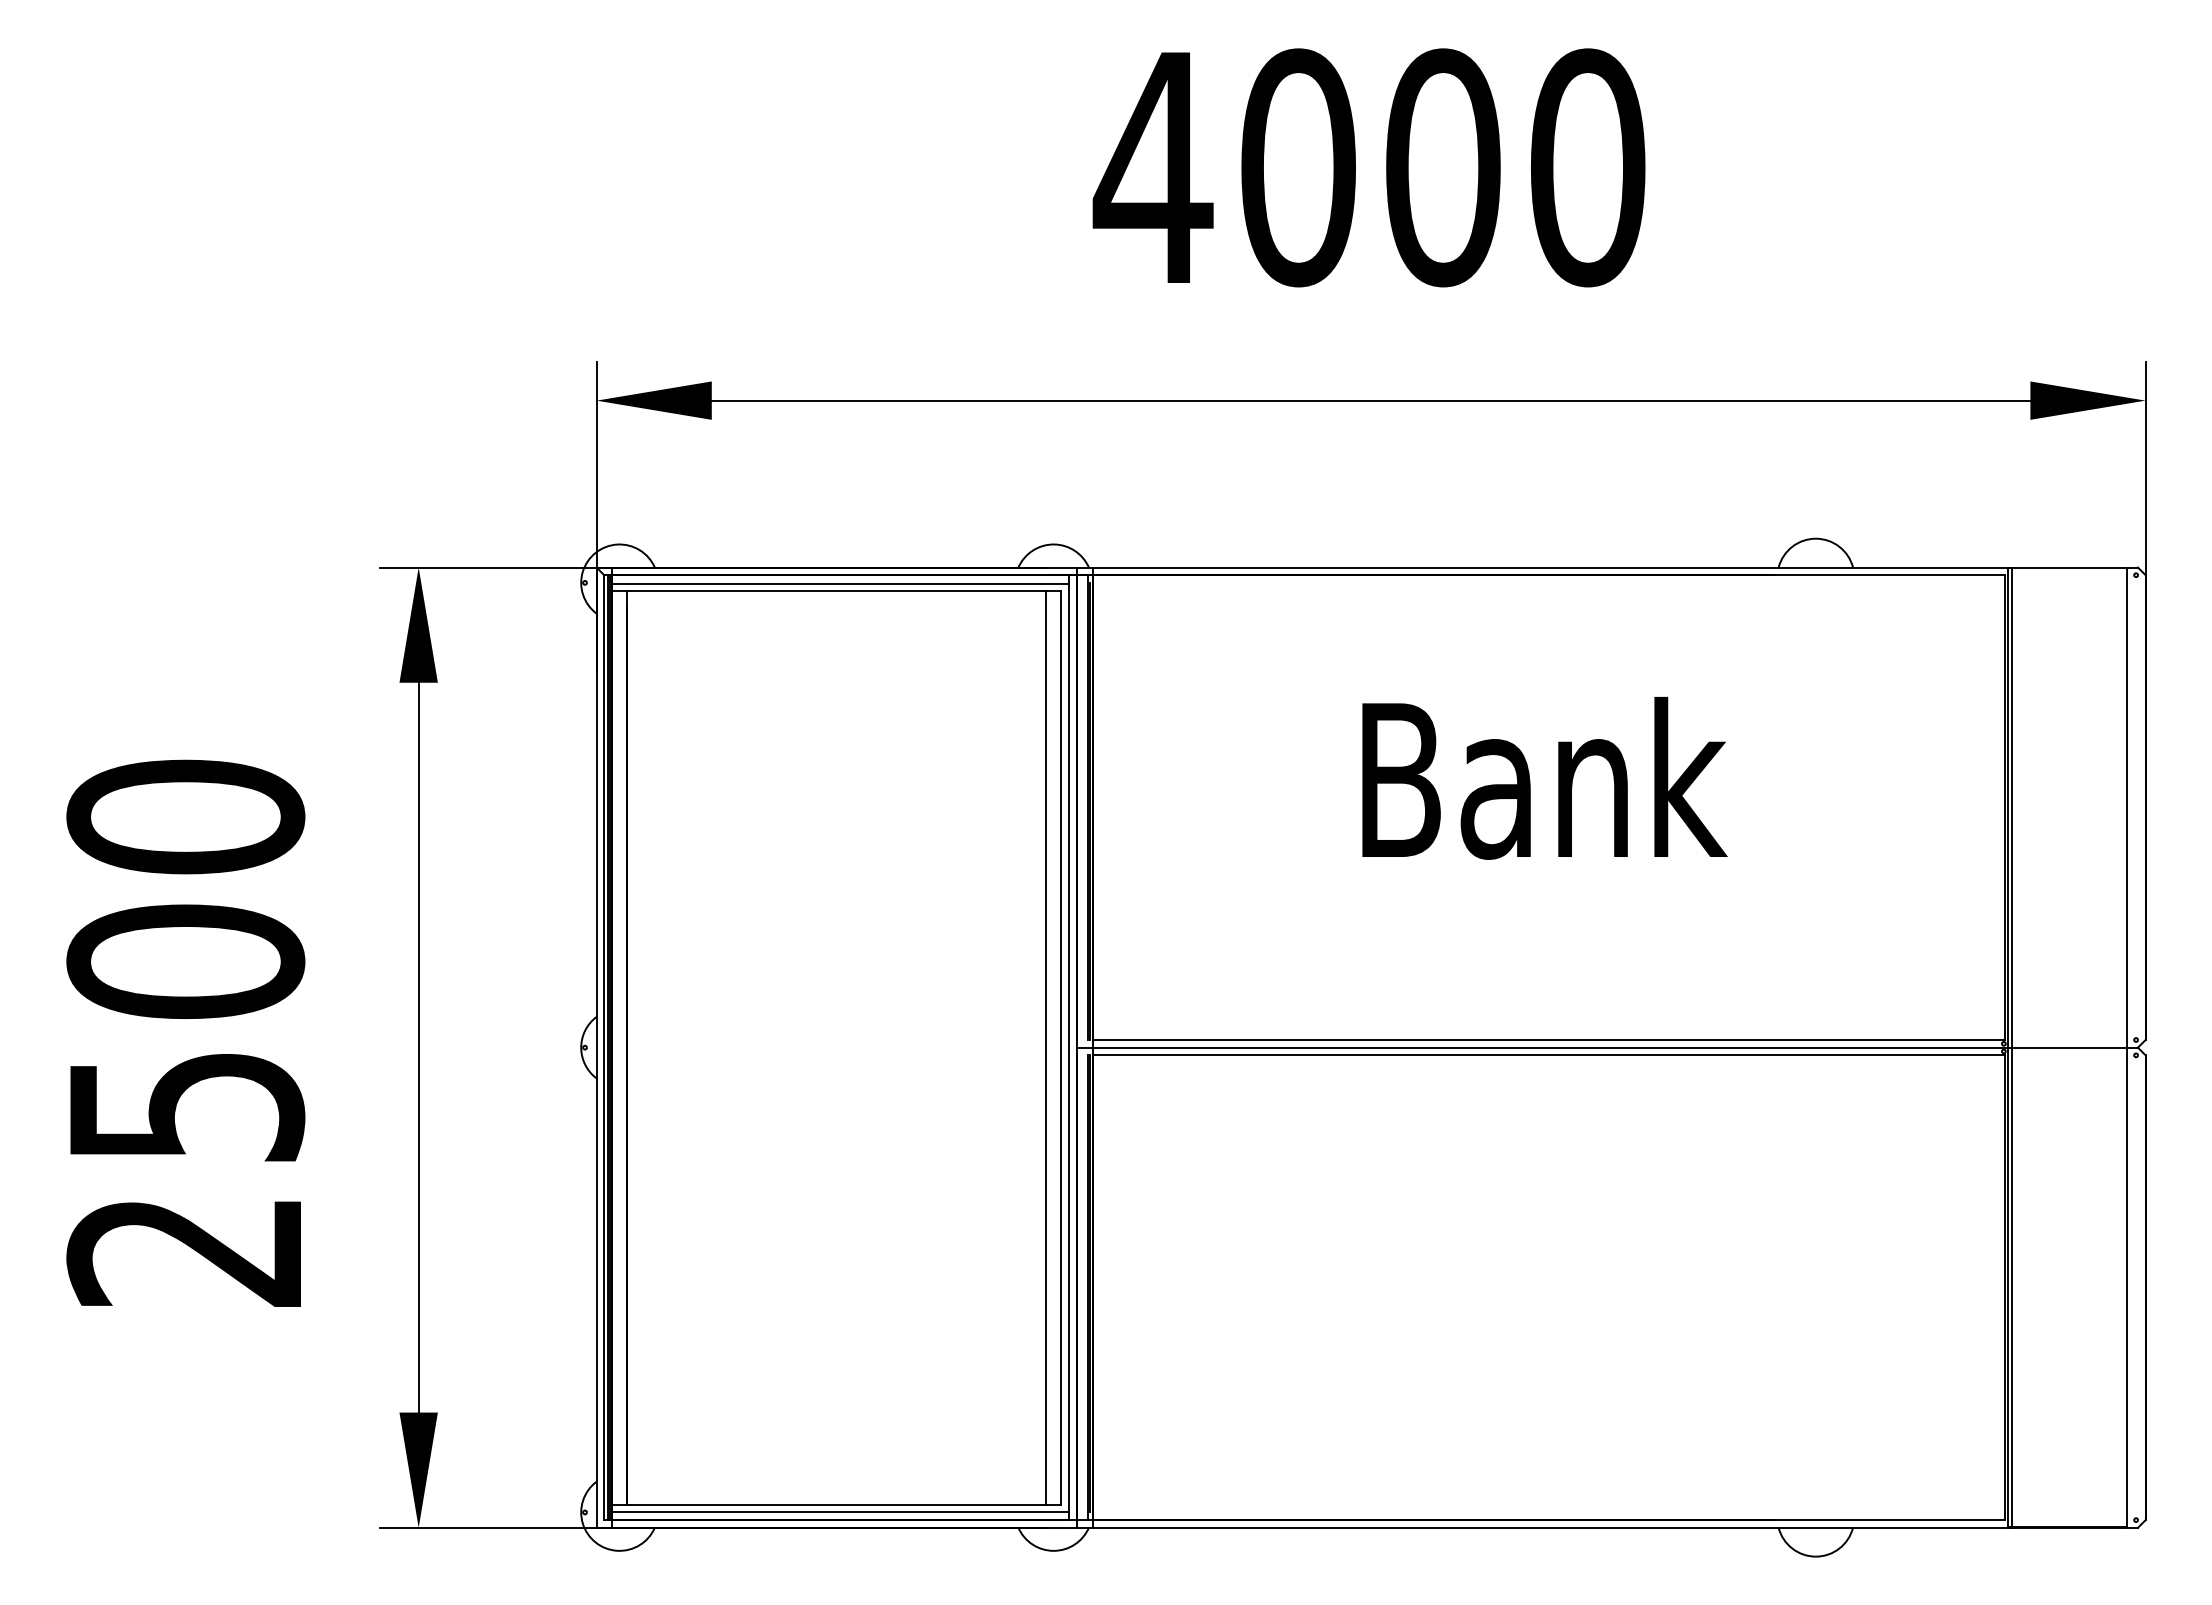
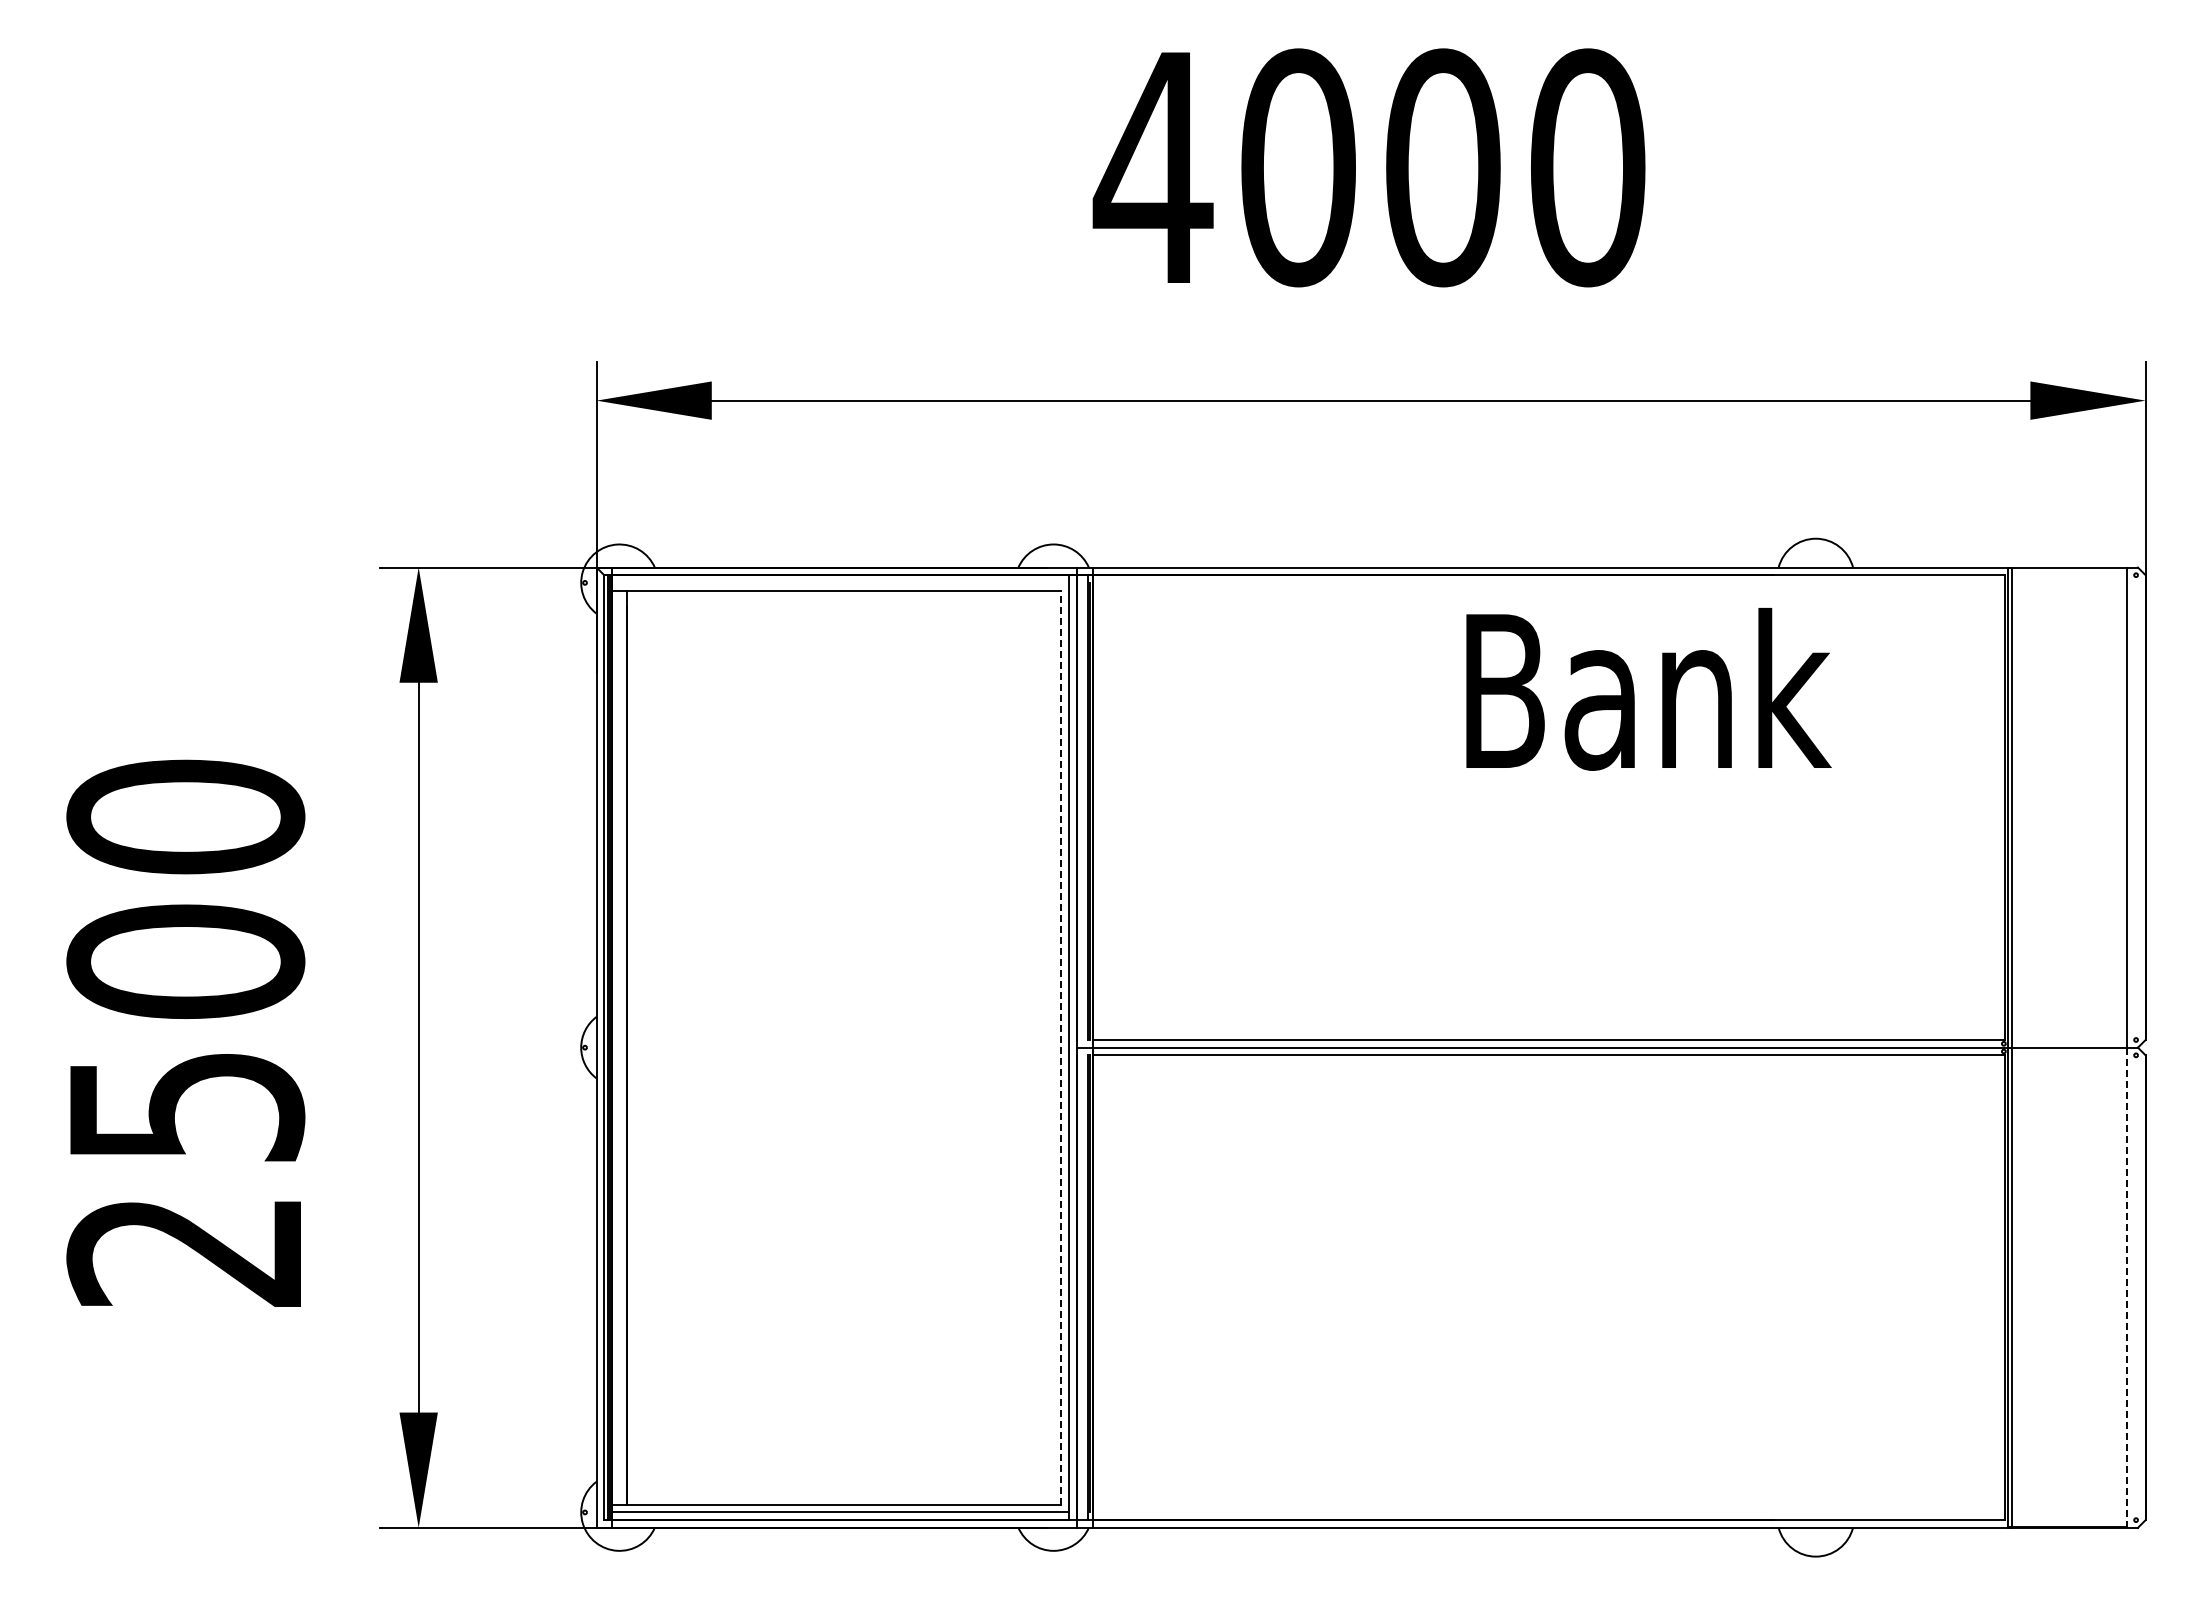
line: present -> none (840, 583)
text position: (1544, 778) -> (1648, 689) (1648, 689)
line: present -> none (1045, 1047)
line: solid -> dashed (1061, 1048)
line: solid -> dashed (2126, 1288)
